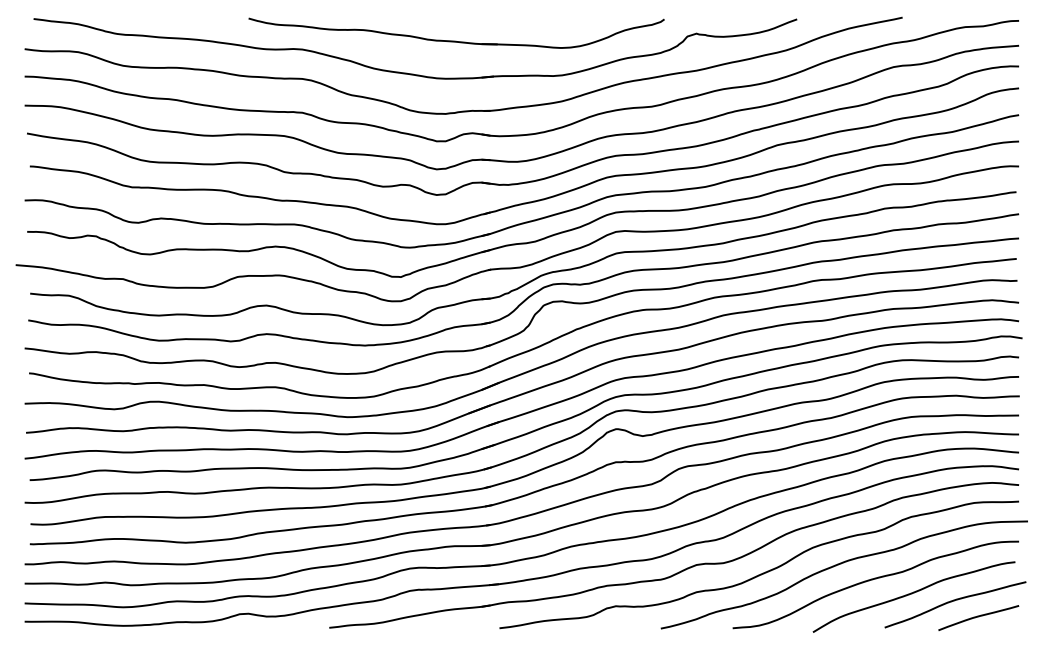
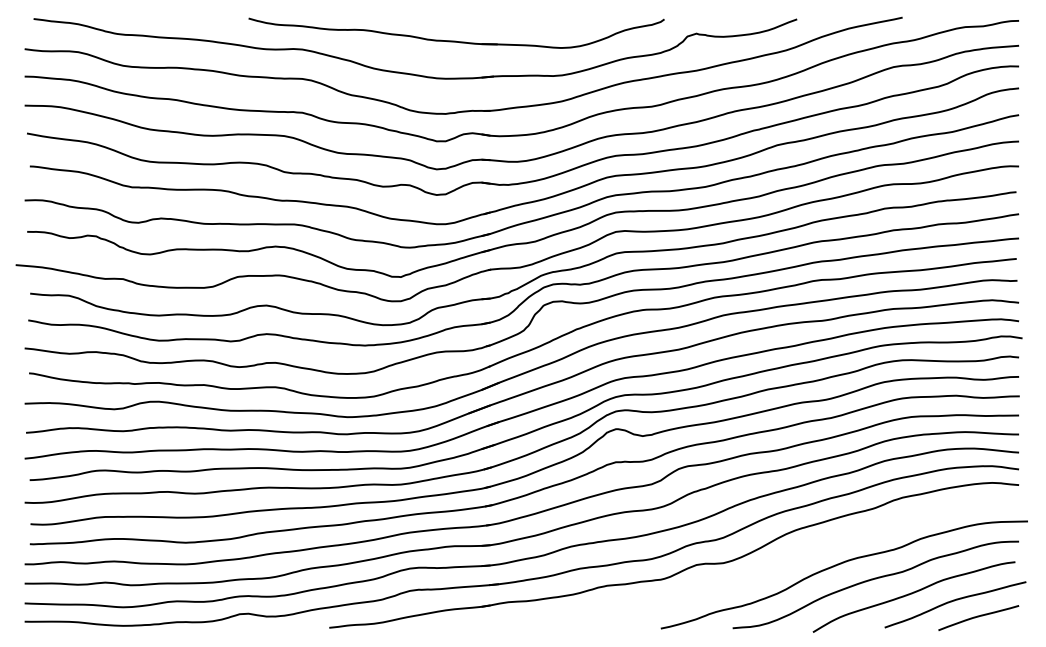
curve: present -> none (760, 573)
